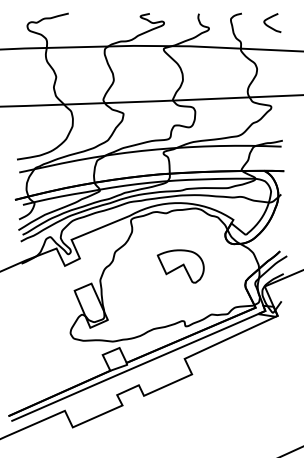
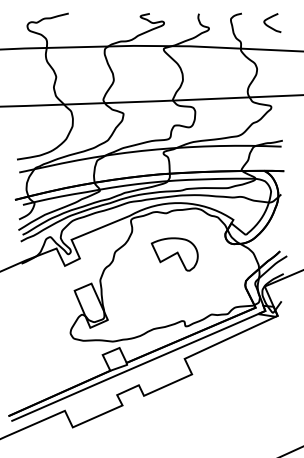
part position: (180, 266) -> (174, 254) (174, 254)
